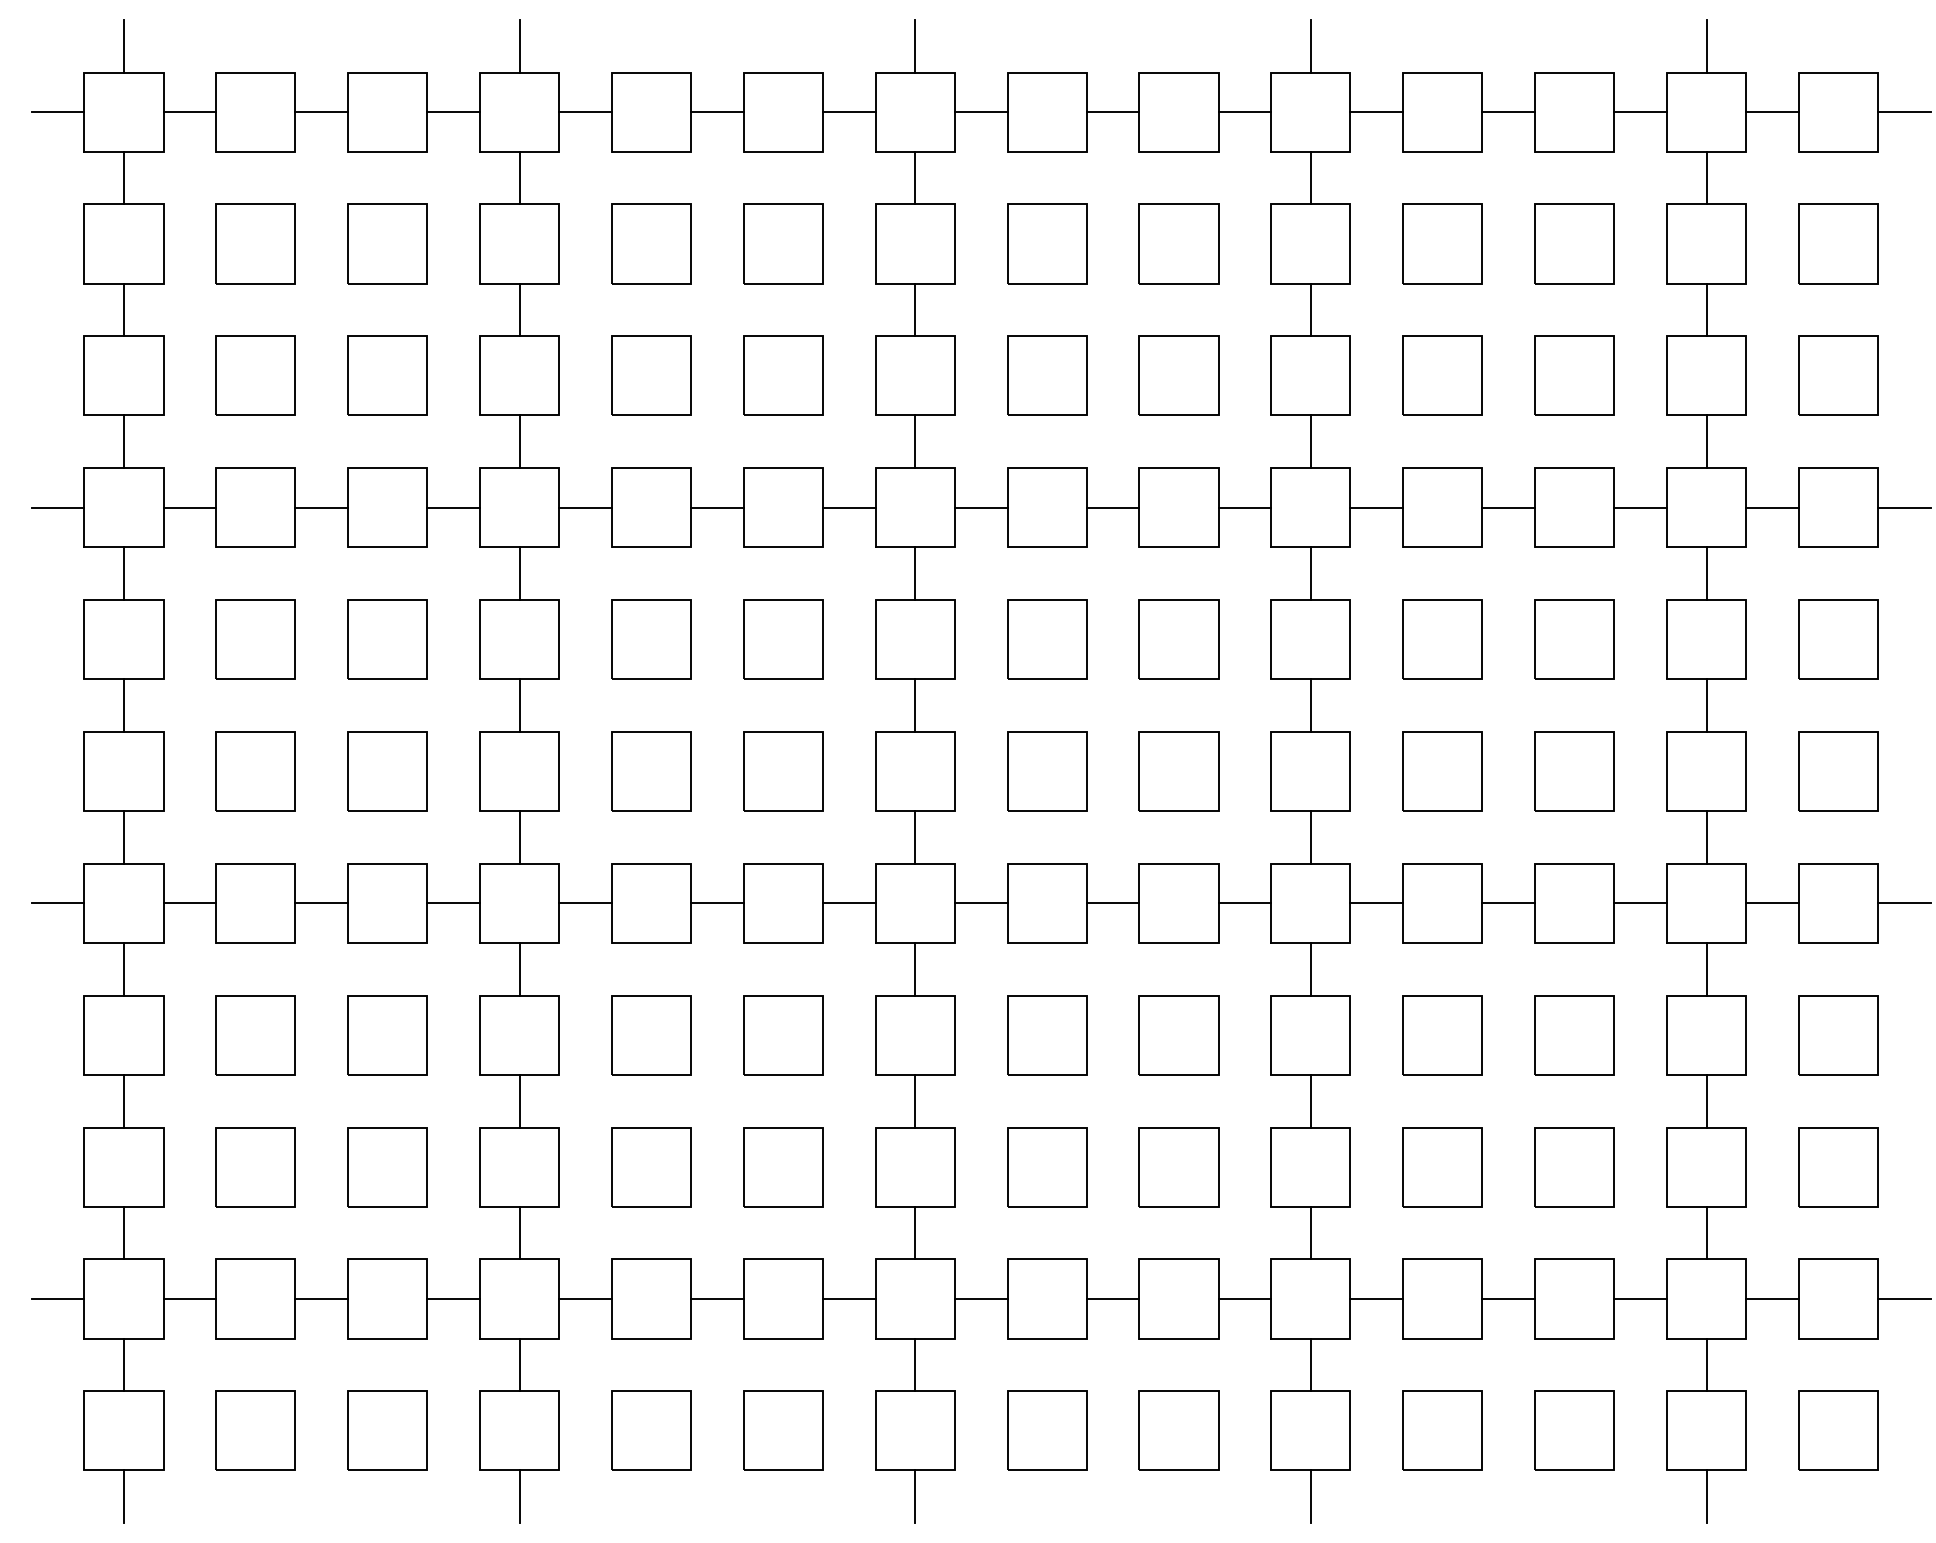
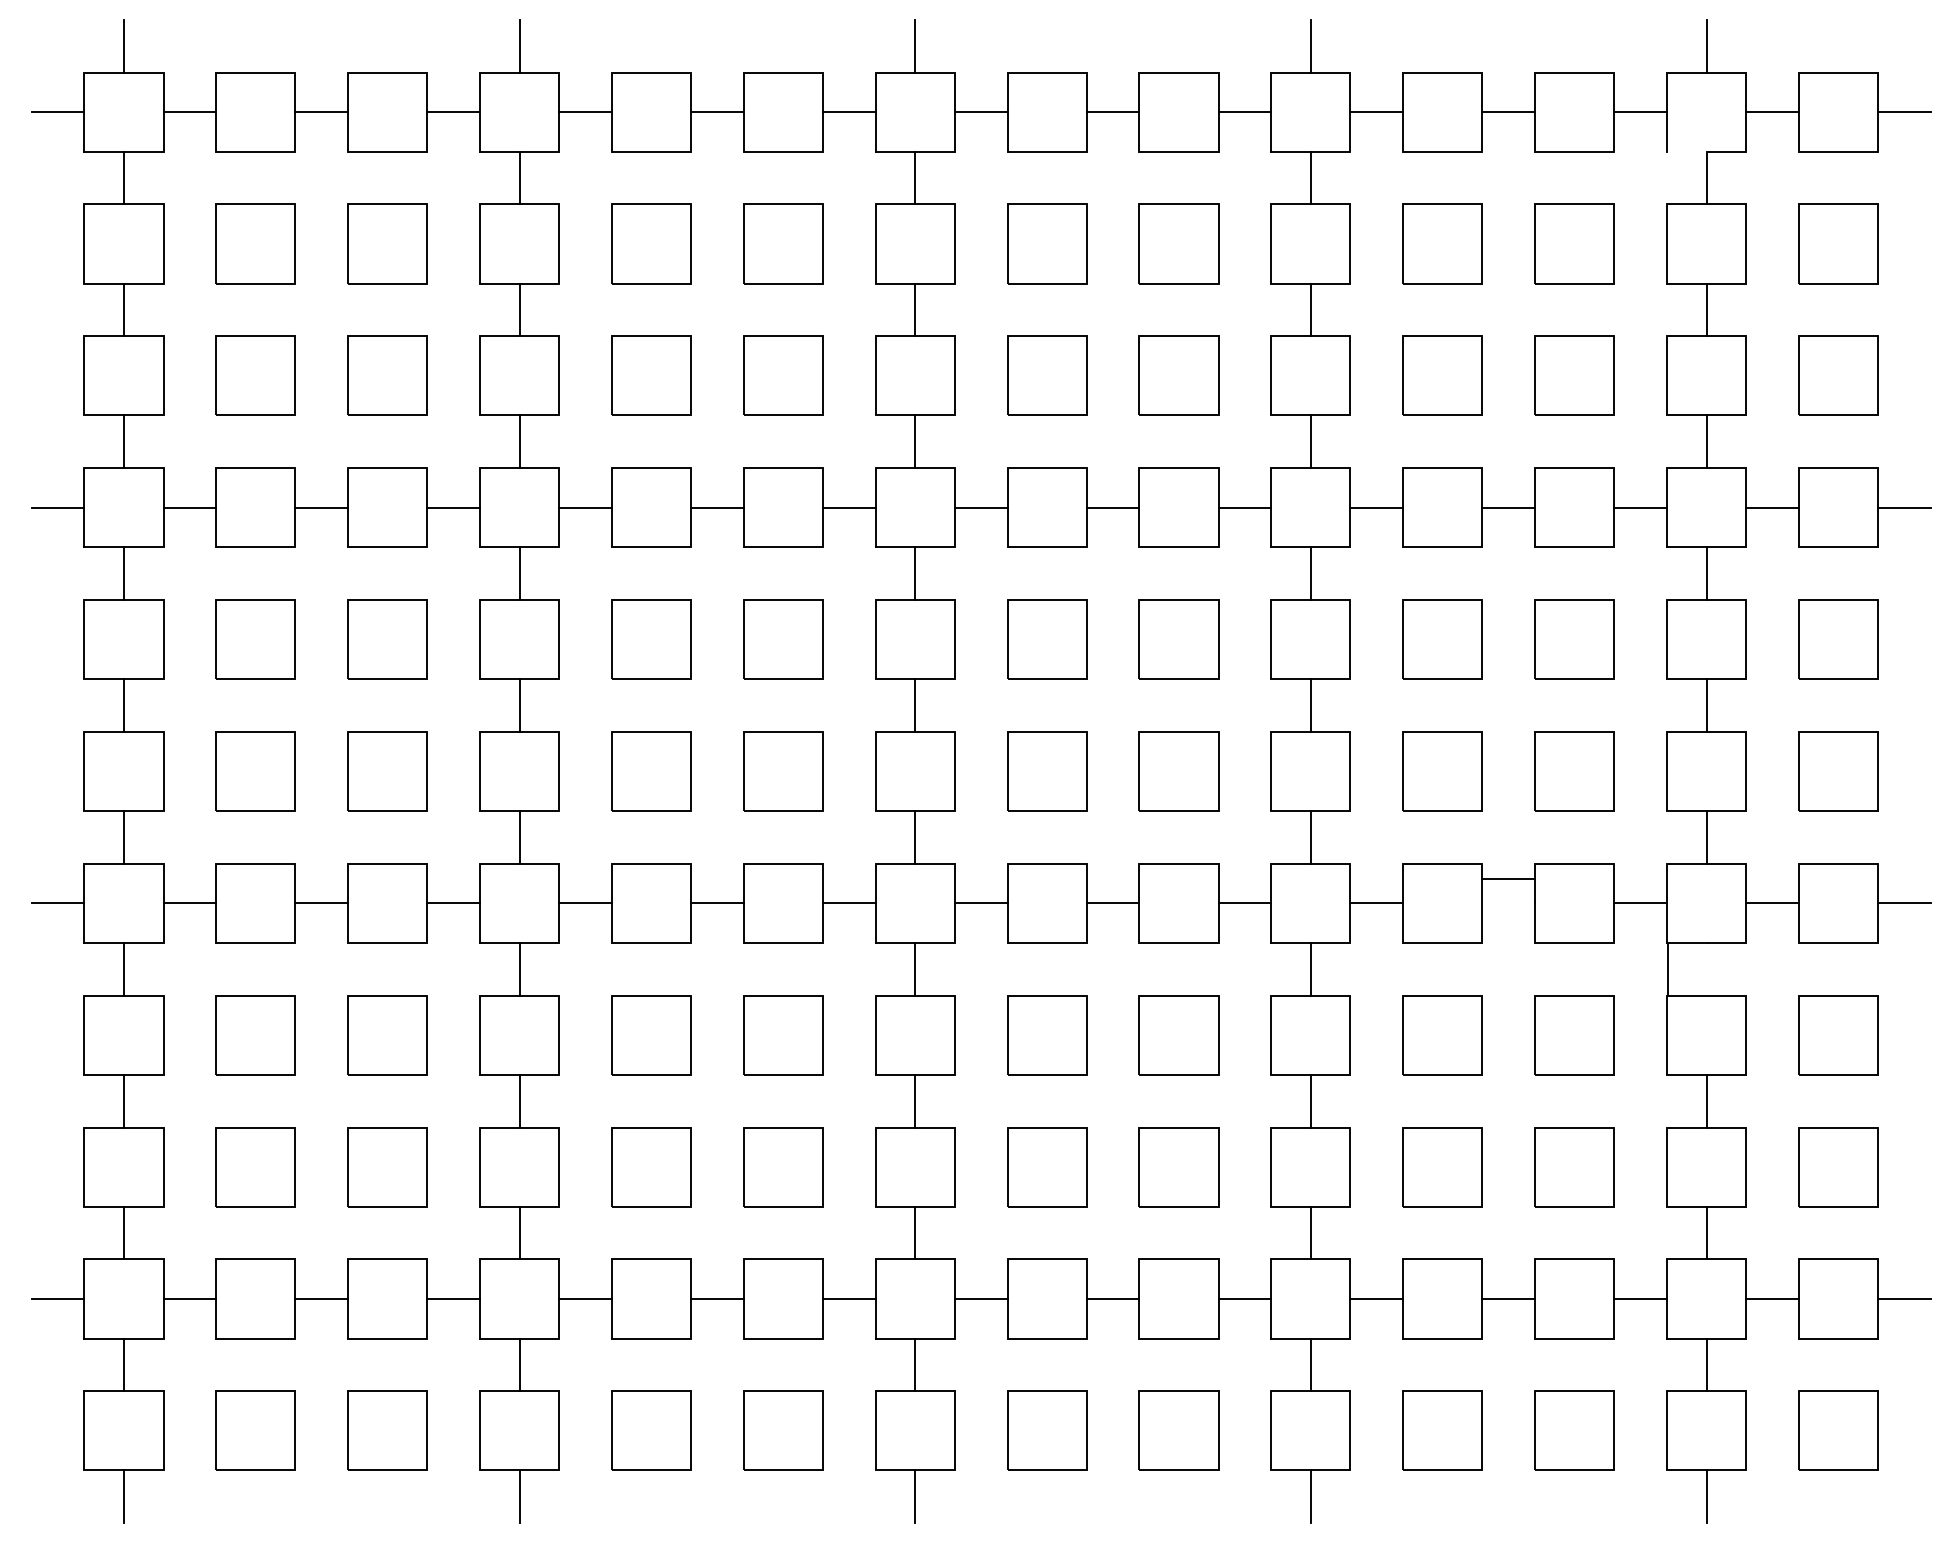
line: present -> none (1686, 151)
line position: (1508, 903) -> (1508, 879) (1508, 879)
line position: (1706, 968) -> (1667, 968) (1667, 968)
